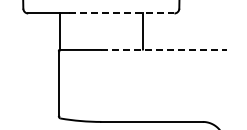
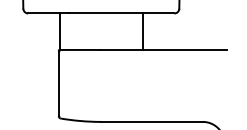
line: dashed -> solid (121, 13)
line: dashed -> solid (163, 49)
